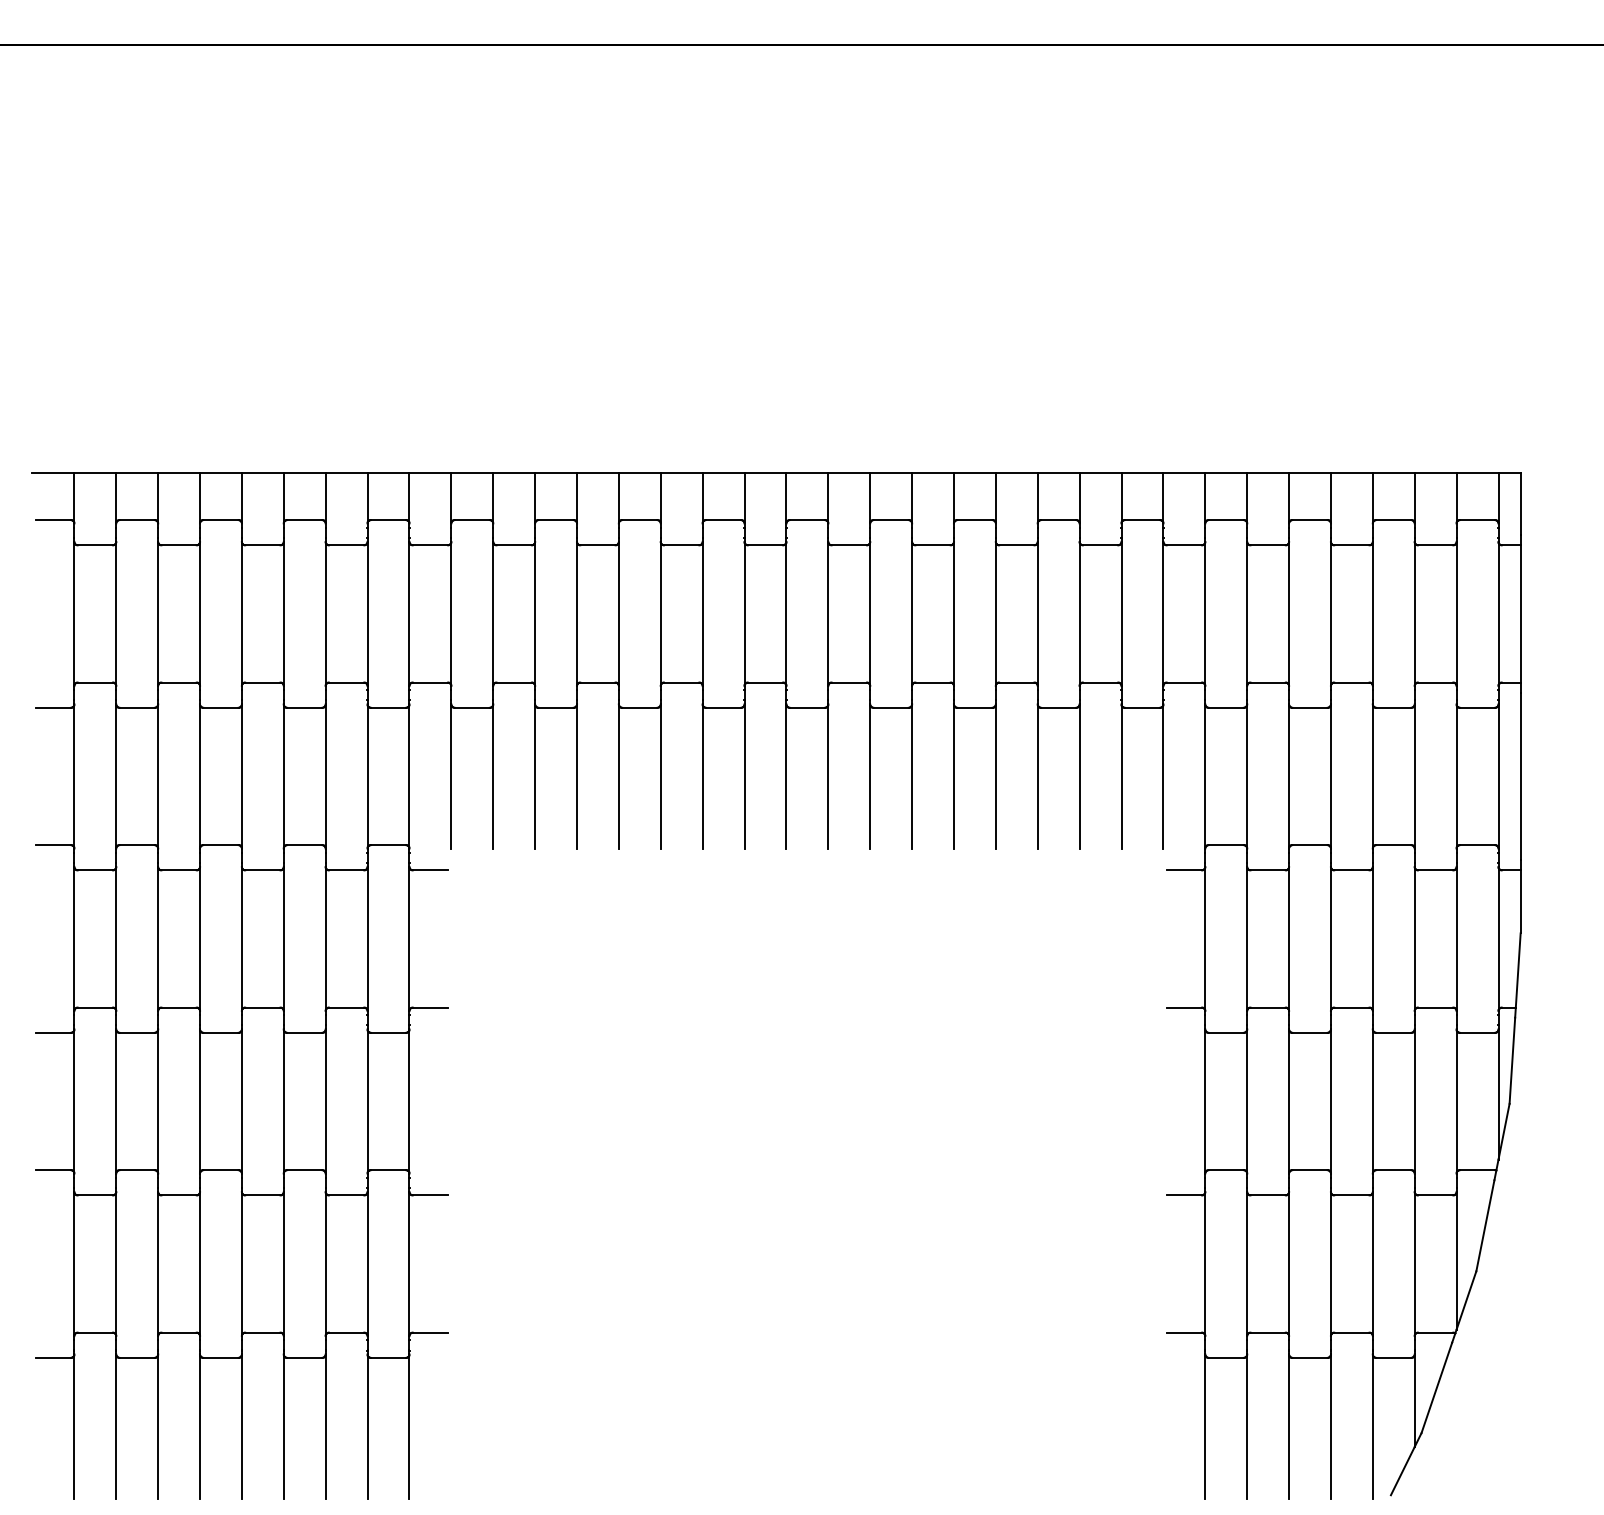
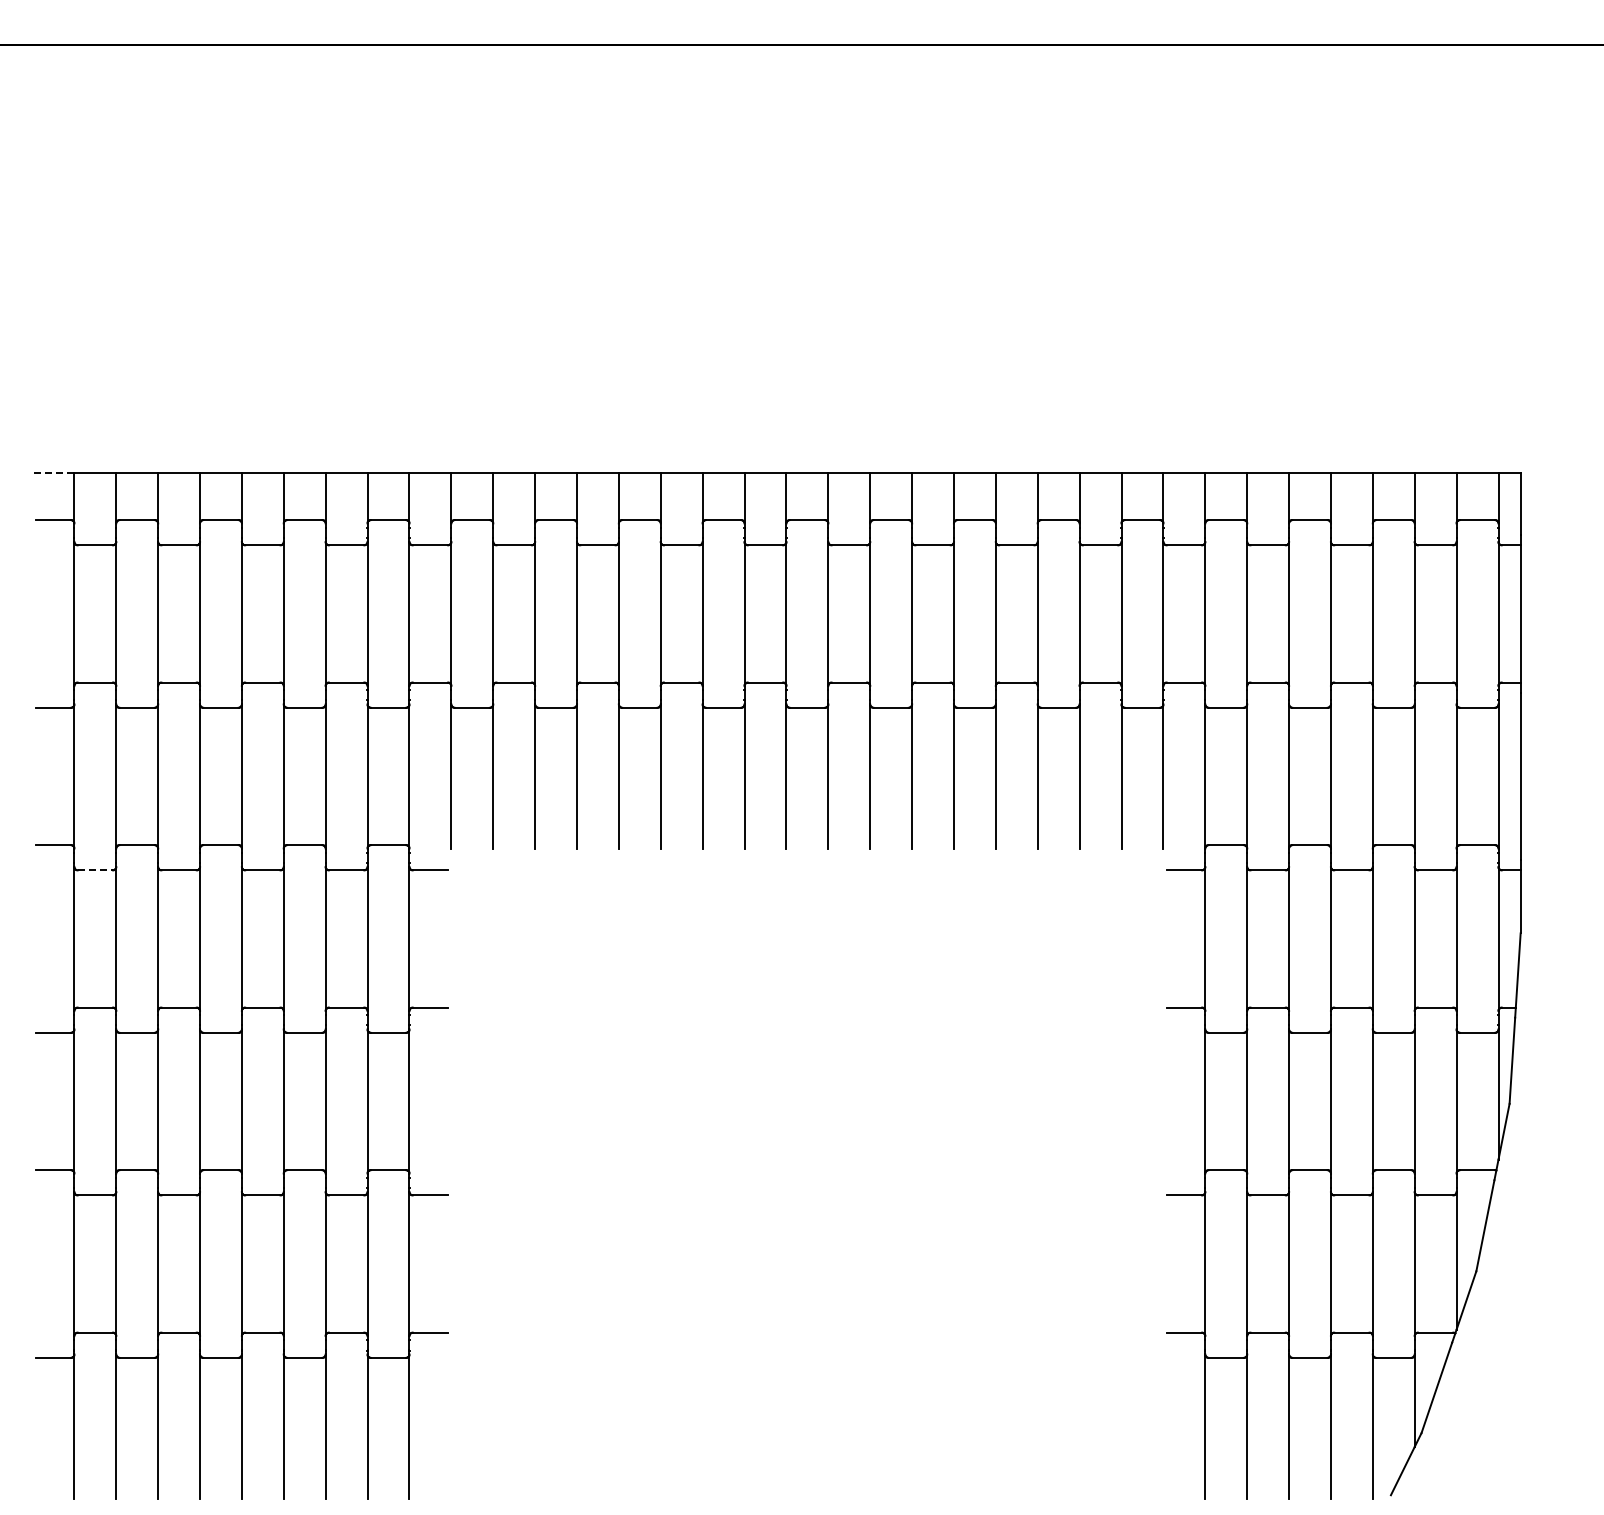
line: solid -> dashed (53, 472)
line: solid -> dashed (95, 870)
